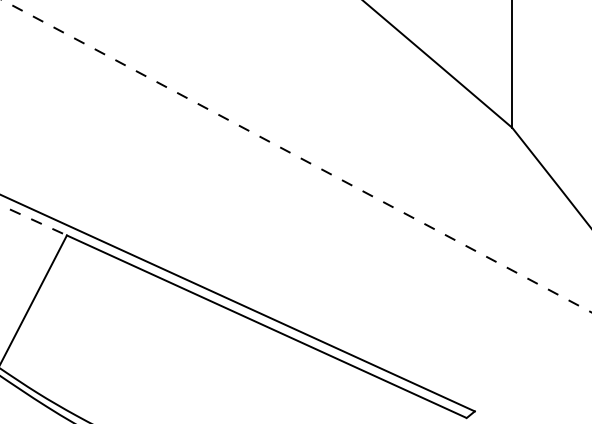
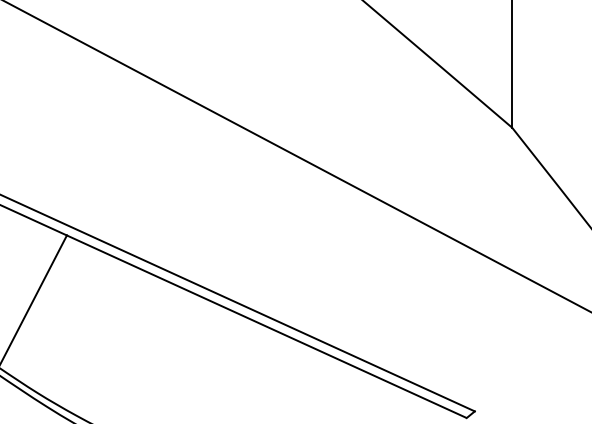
line: dashed -> solid (297, 156)
line: dashed -> solid (34, 220)
